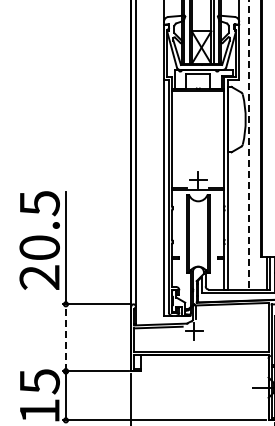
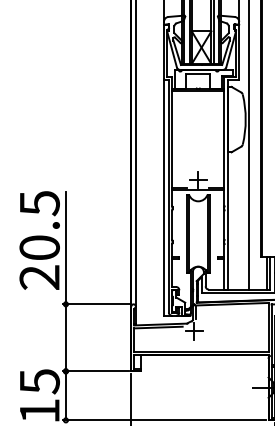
line: dashed -> solid (249, 145)
line: dashed -> solid (65, 337)
